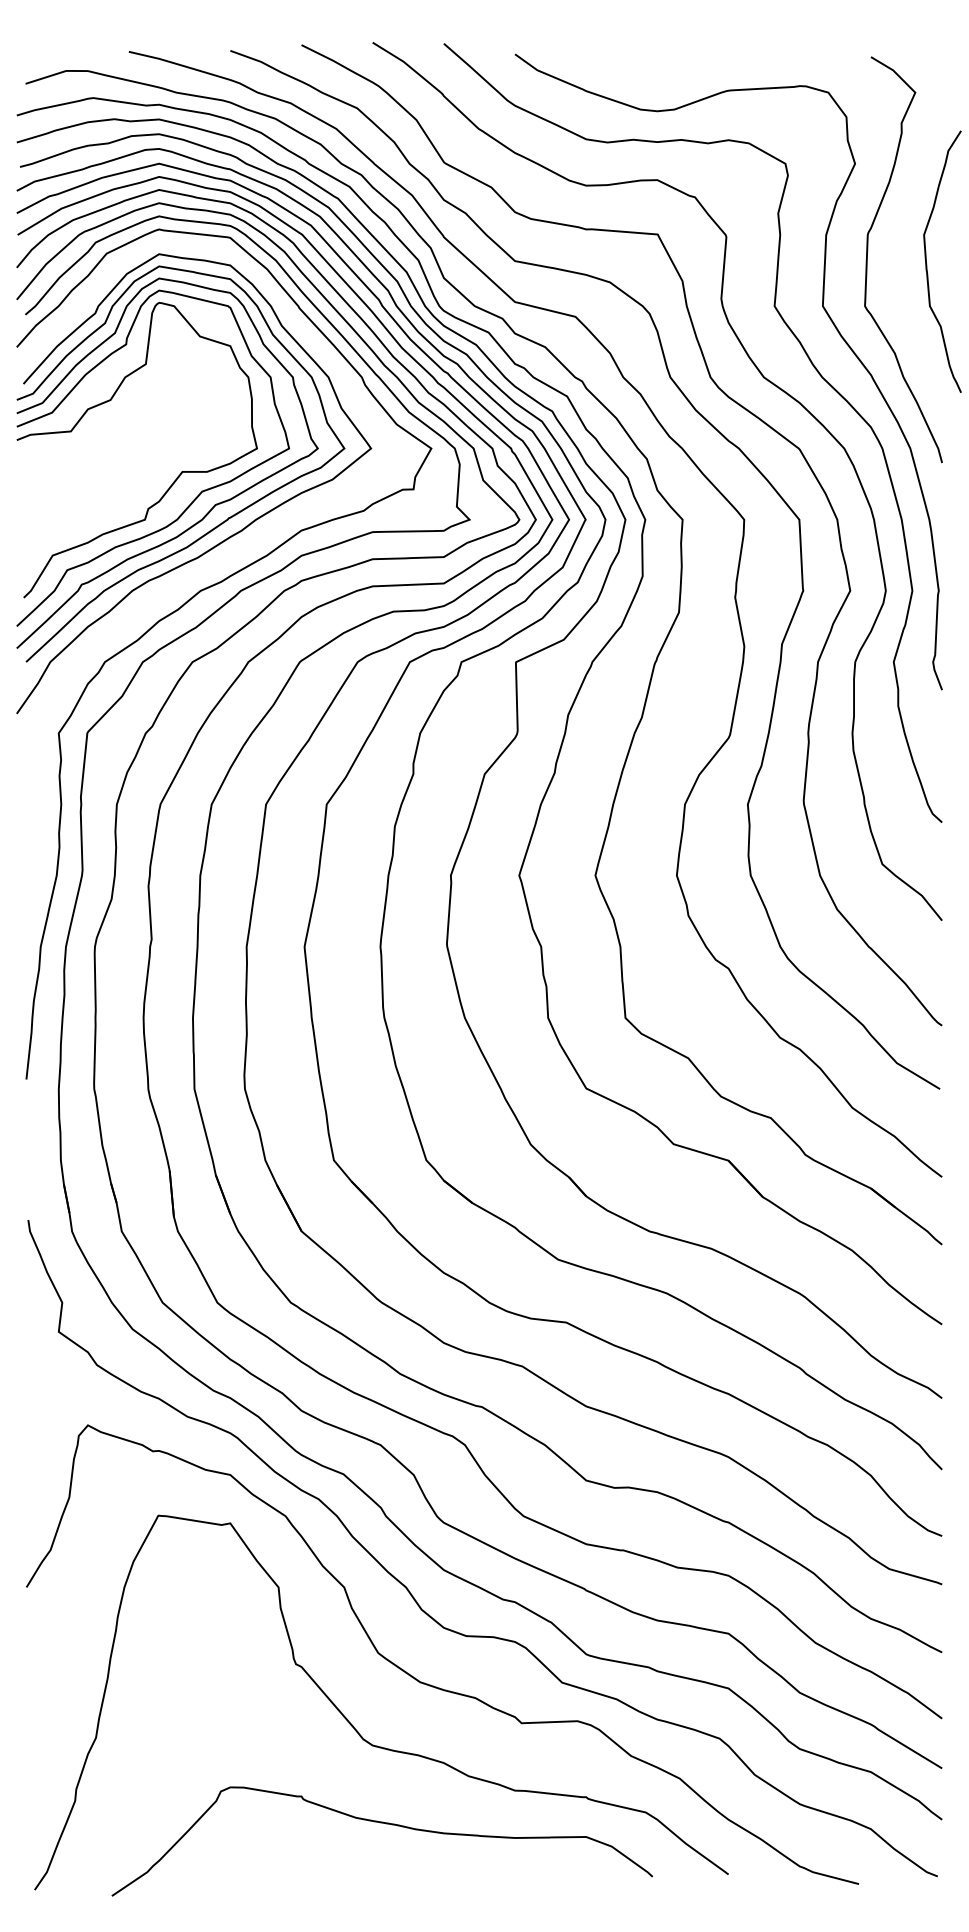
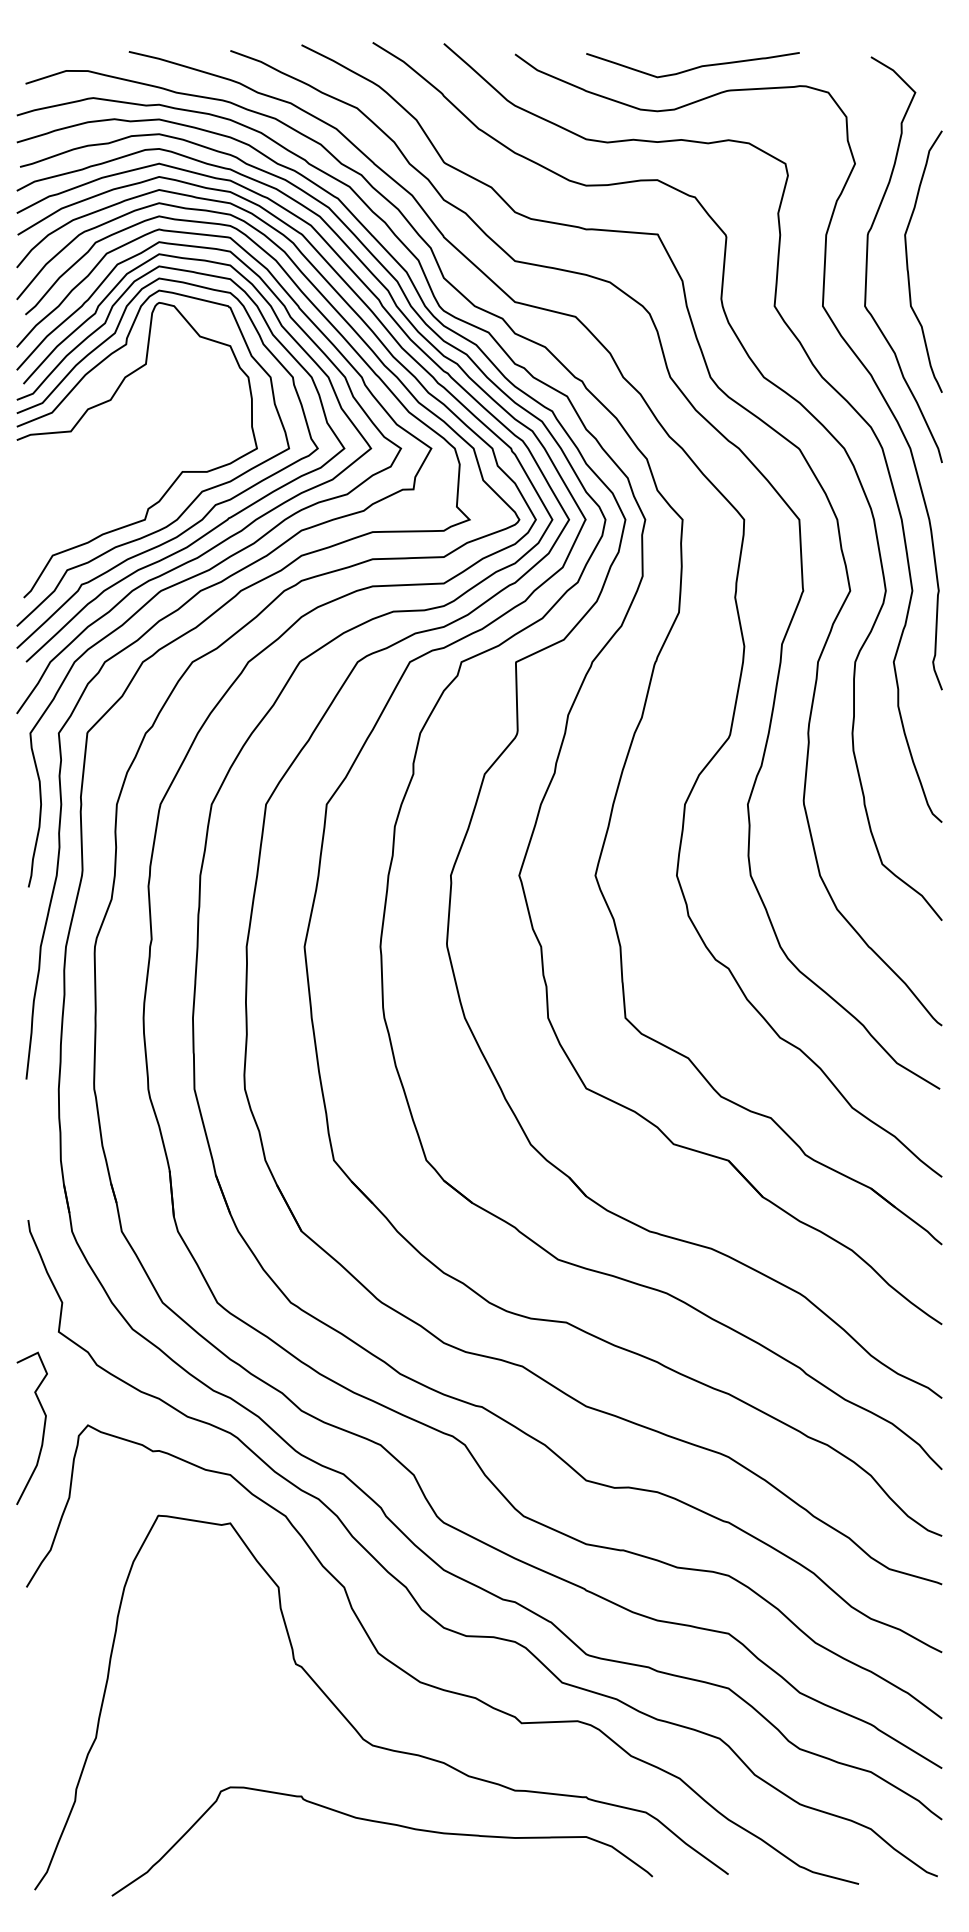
curve: none -> present (693, 67)
curve position: (927, 264) -> (908, 264) (908, 264)
curve: none -> present (212, 566)
curve: none -> present (43, 1427)
